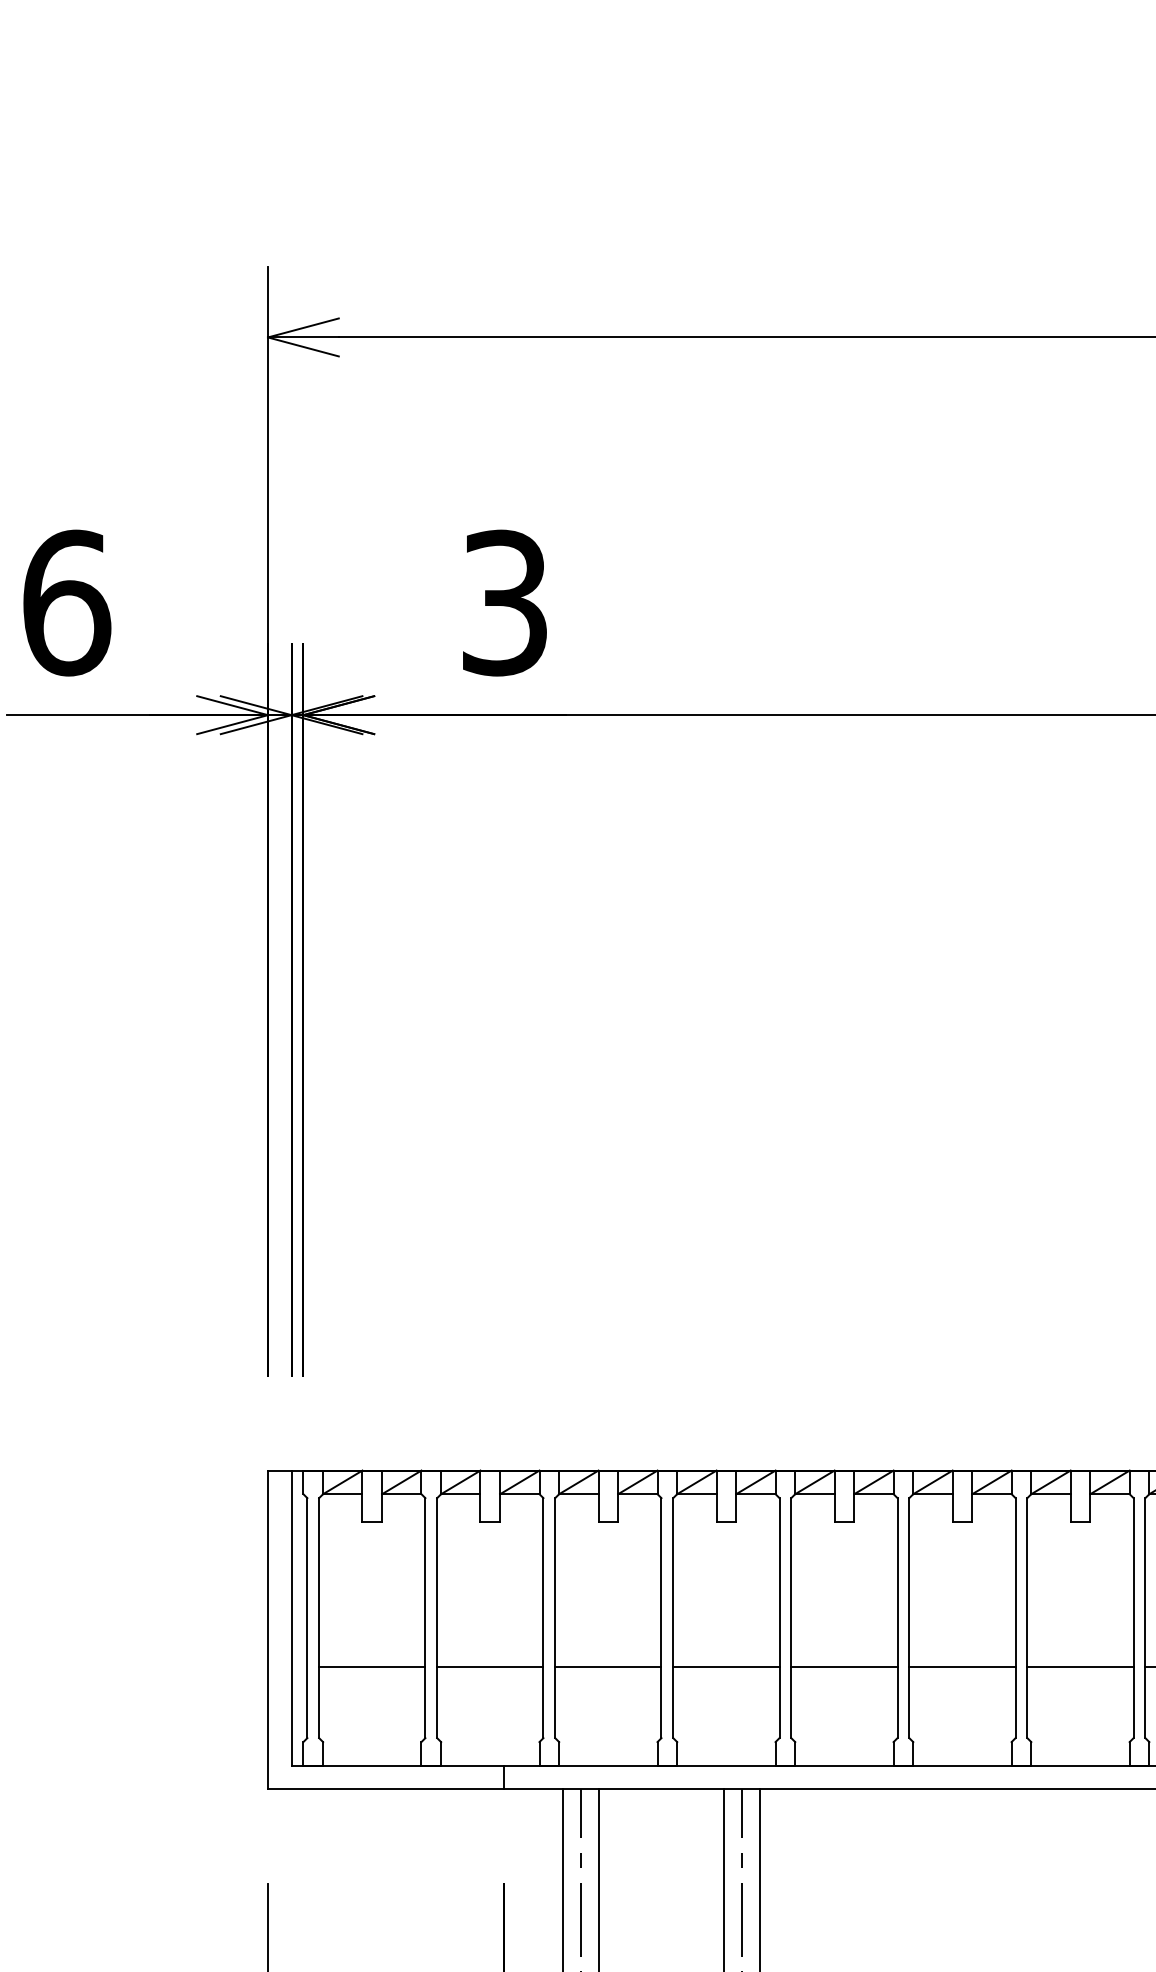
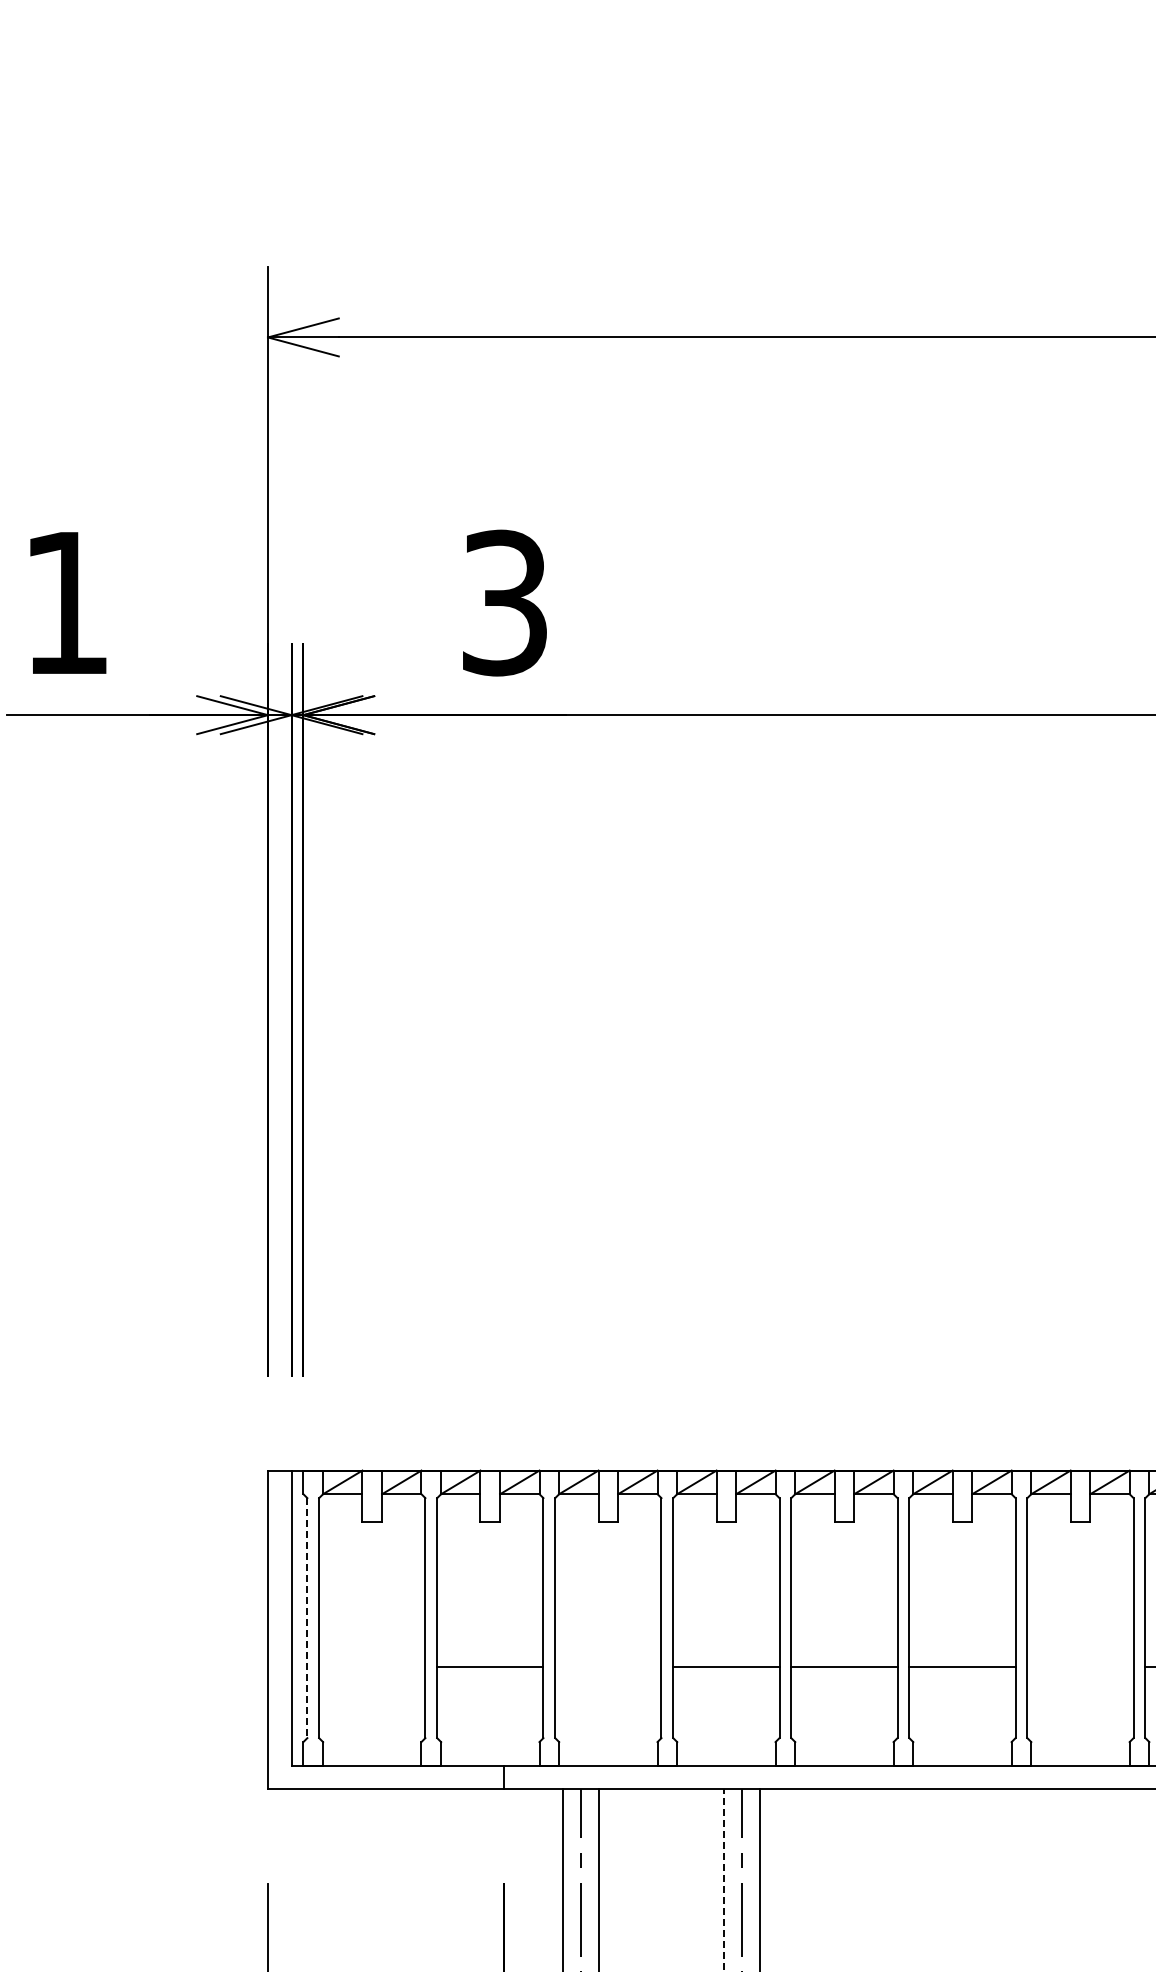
text: 6 -> 1 (67, 602)
line: solid -> dashed (307, 1618)
line: present -> none (372, 1667)
line: present -> none (608, 1667)
line: present -> none (1080, 1667)
line: solid -> dashed (724, 1880)
